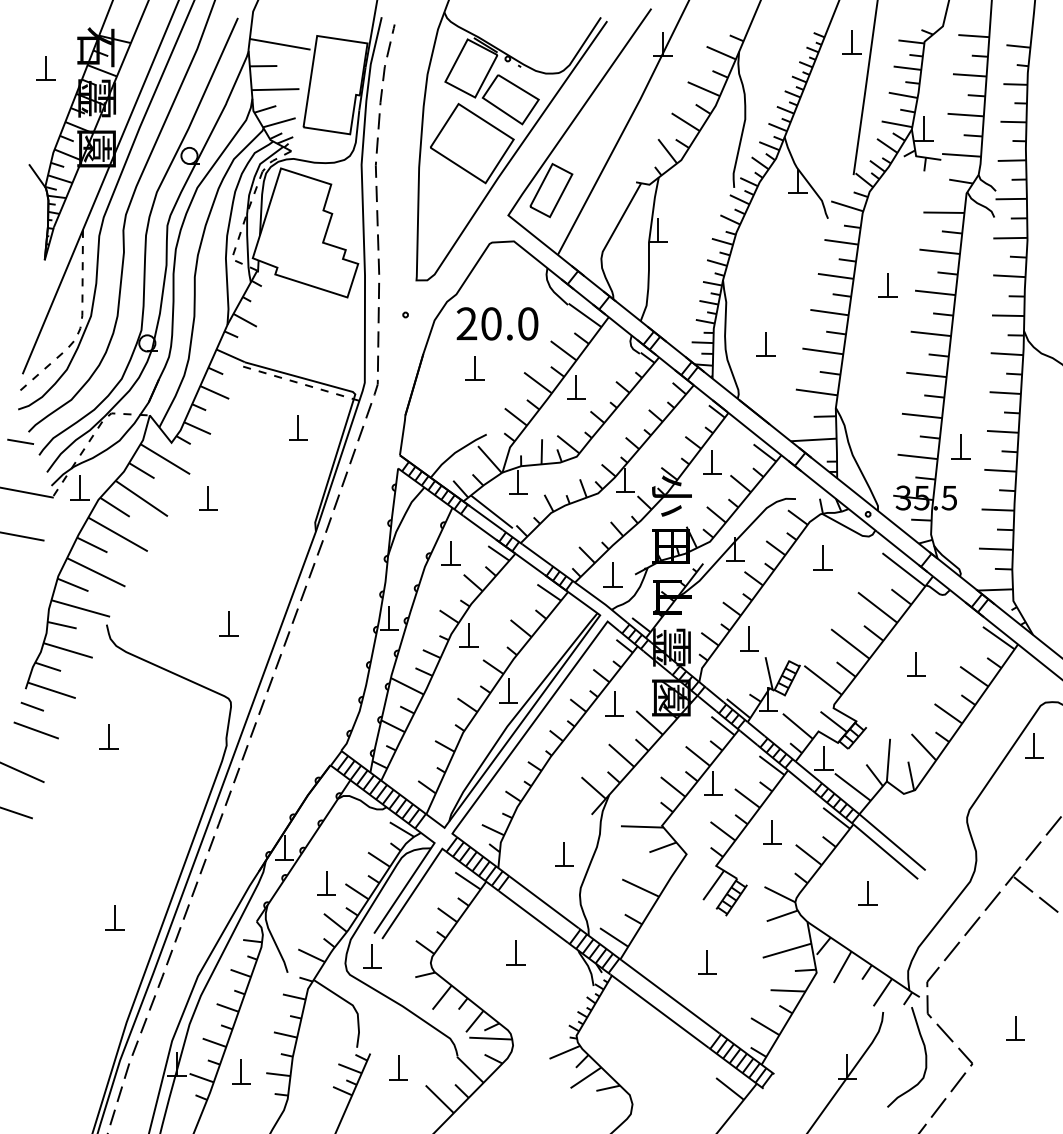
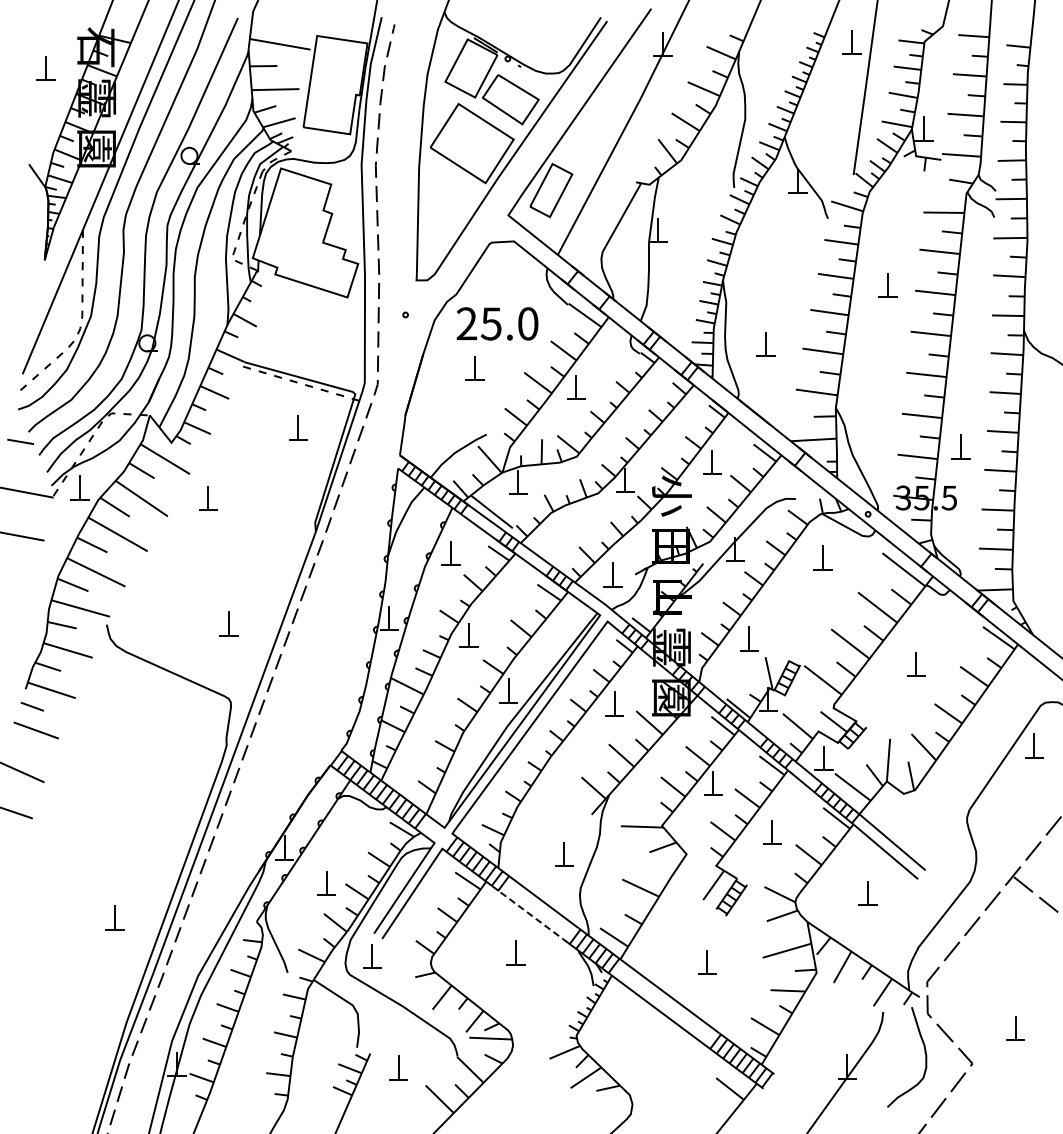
text: 20.0 -> 25.0 (490, 323)
part: present -> none (108, 736)
line: solid -> dashed (532, 916)
part: present -> none (241, 1071)
